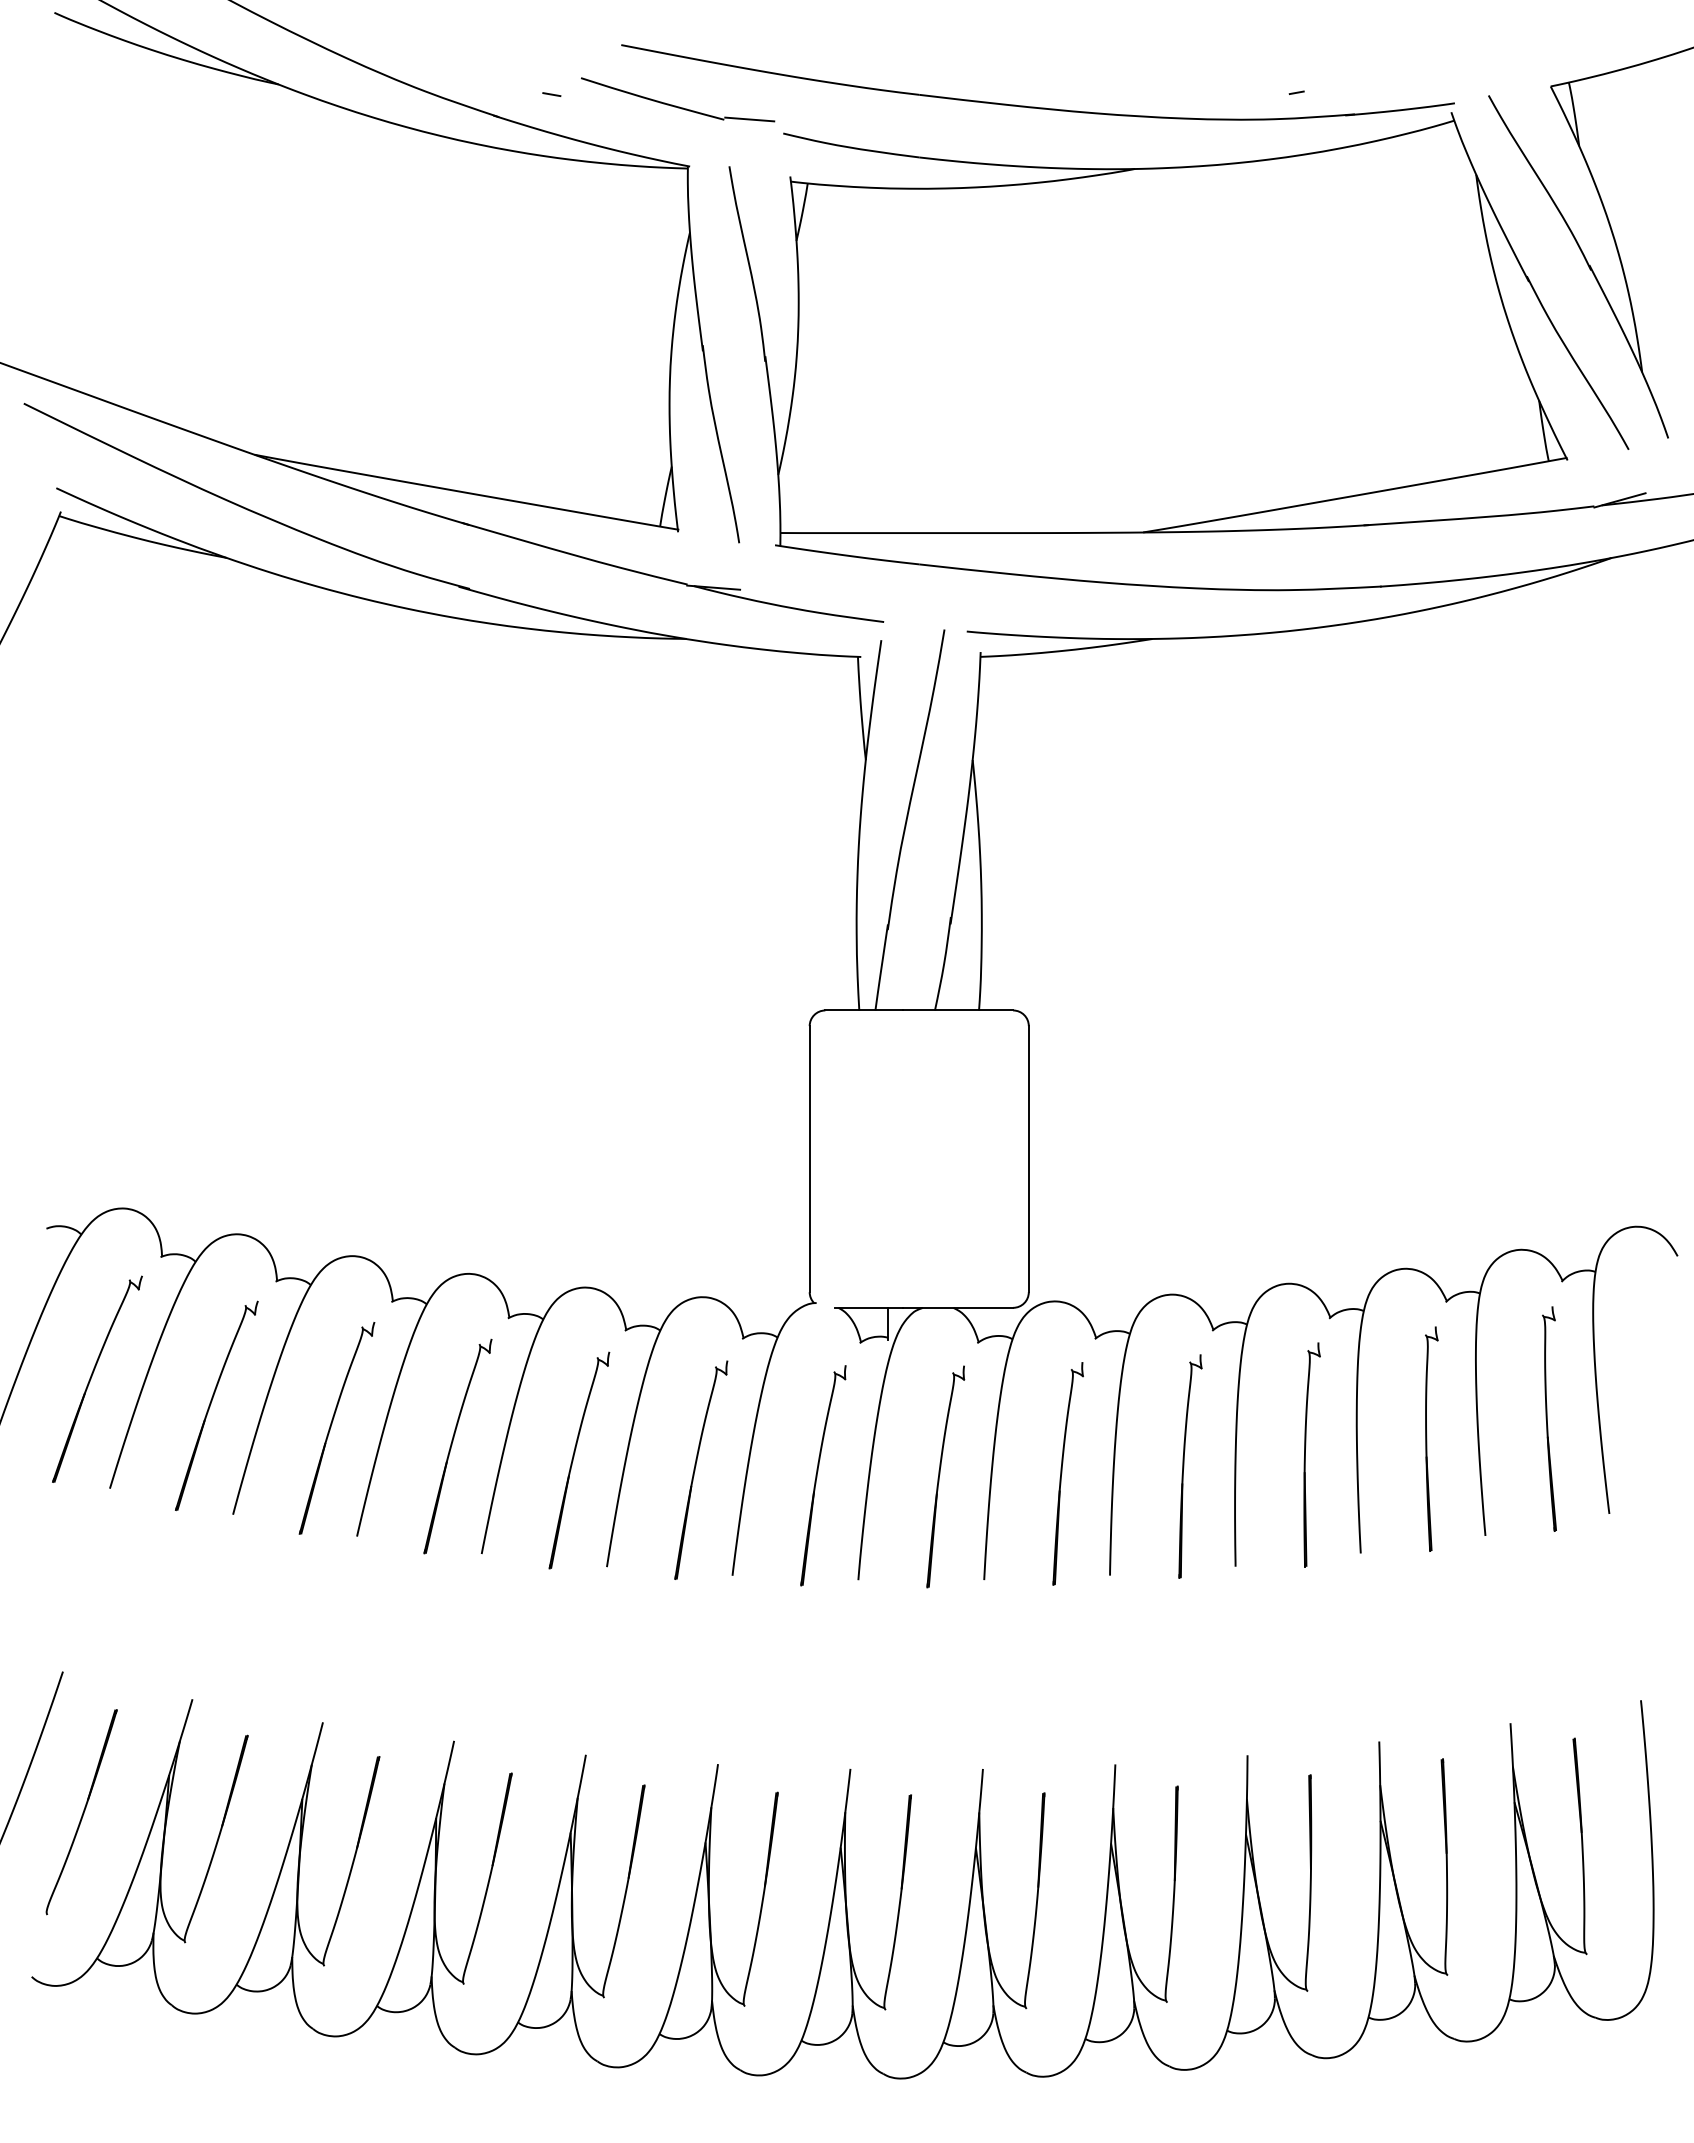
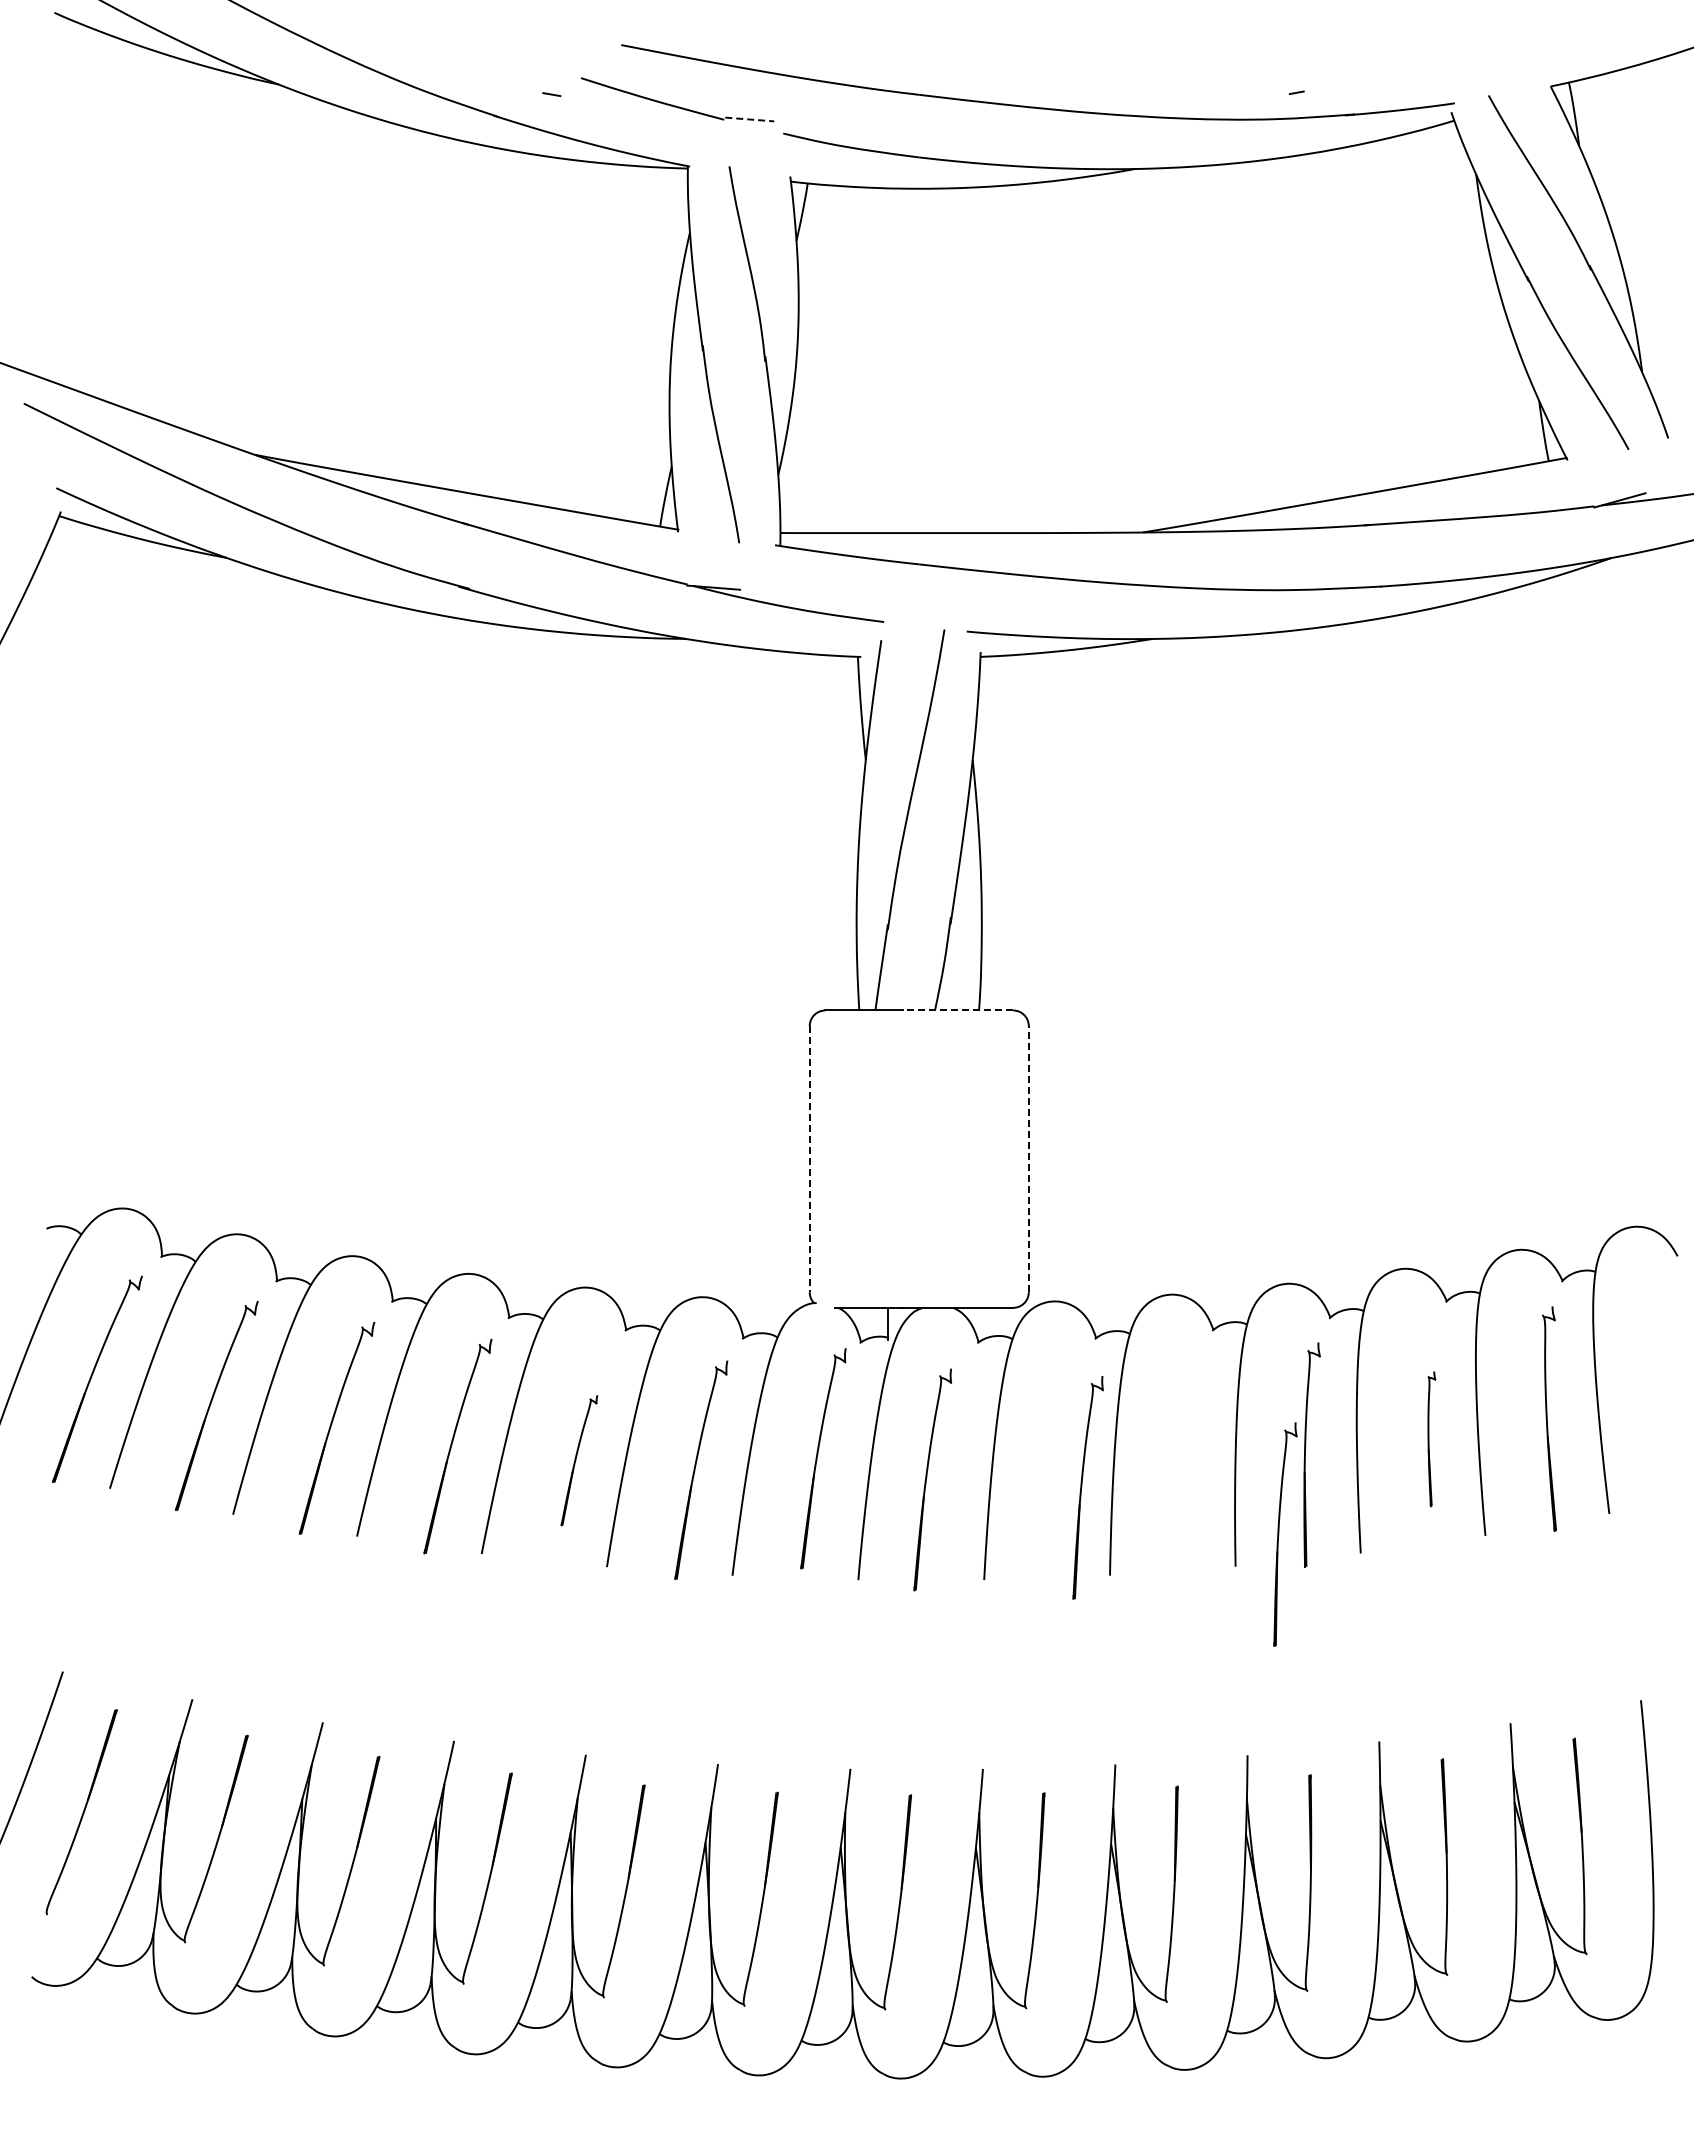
line: solid -> dashed (749, 119)
line: solid -> dashed (957, 1010)
line: solid -> dashed (1028, 1158)
line: solid -> dashed (809, 1159)
part size: 14x226 px -> 10x137 px (1431, 1439)
part size: 63x219 px -> 39x132 px (579, 1460)
part position: (1190, 1466) -> (1285, 1534) (1285, 1534)
part position: (1067, 1473) -> (1087, 1487) (1087, 1487)
part position: (823, 1475) -> (823, 1458) (823, 1458)
part position: (945, 1476) -> (932, 1479) (932, 1479)
